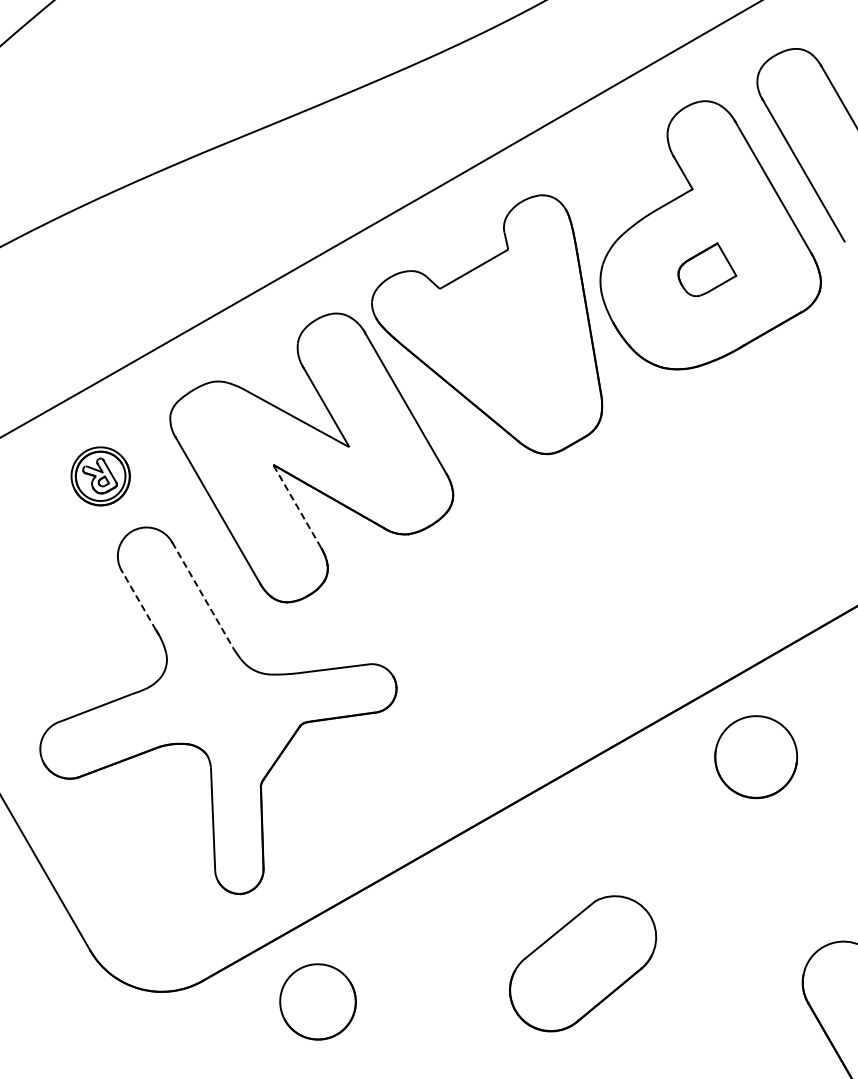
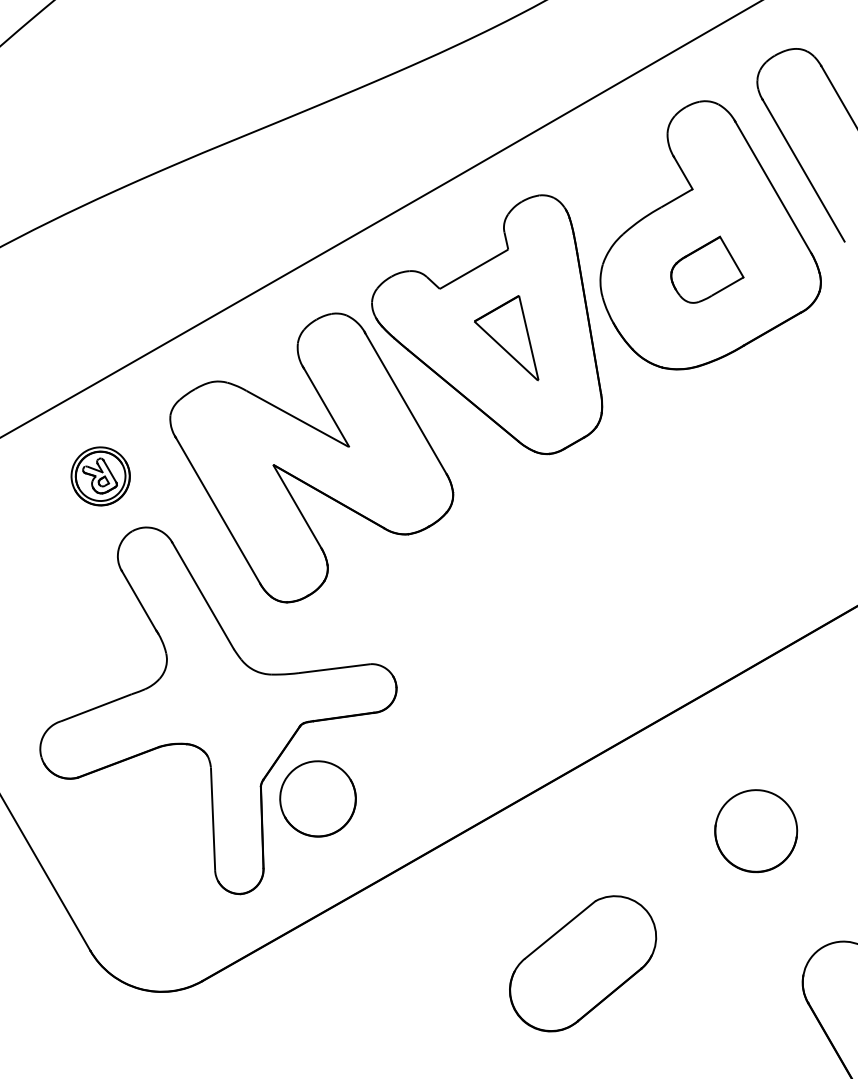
part size: 61x56 px -> 75x69 px (707, 269)
part: none -> present (506, 338)
line: dashed -> solid (297, 507)
line: dashed -> solid (202, 595)
line: dashed -> solid (138, 600)
part position: (756, 757) -> (756, 831) (756, 831)
part position: (317, 1001) -> (317, 798) (317, 798)
